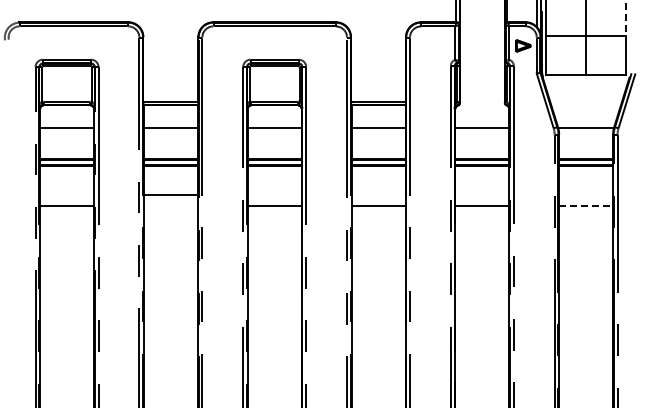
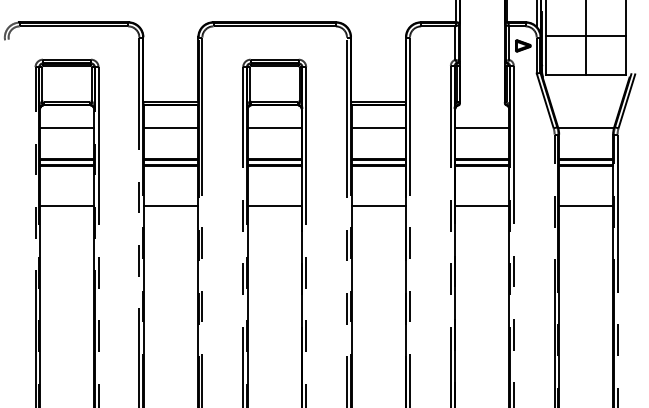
line: dashed -> solid (625, 18)
line position: (170, 195) -> (170, 206) (170, 206)
line: dashed -> solid (586, 206)
